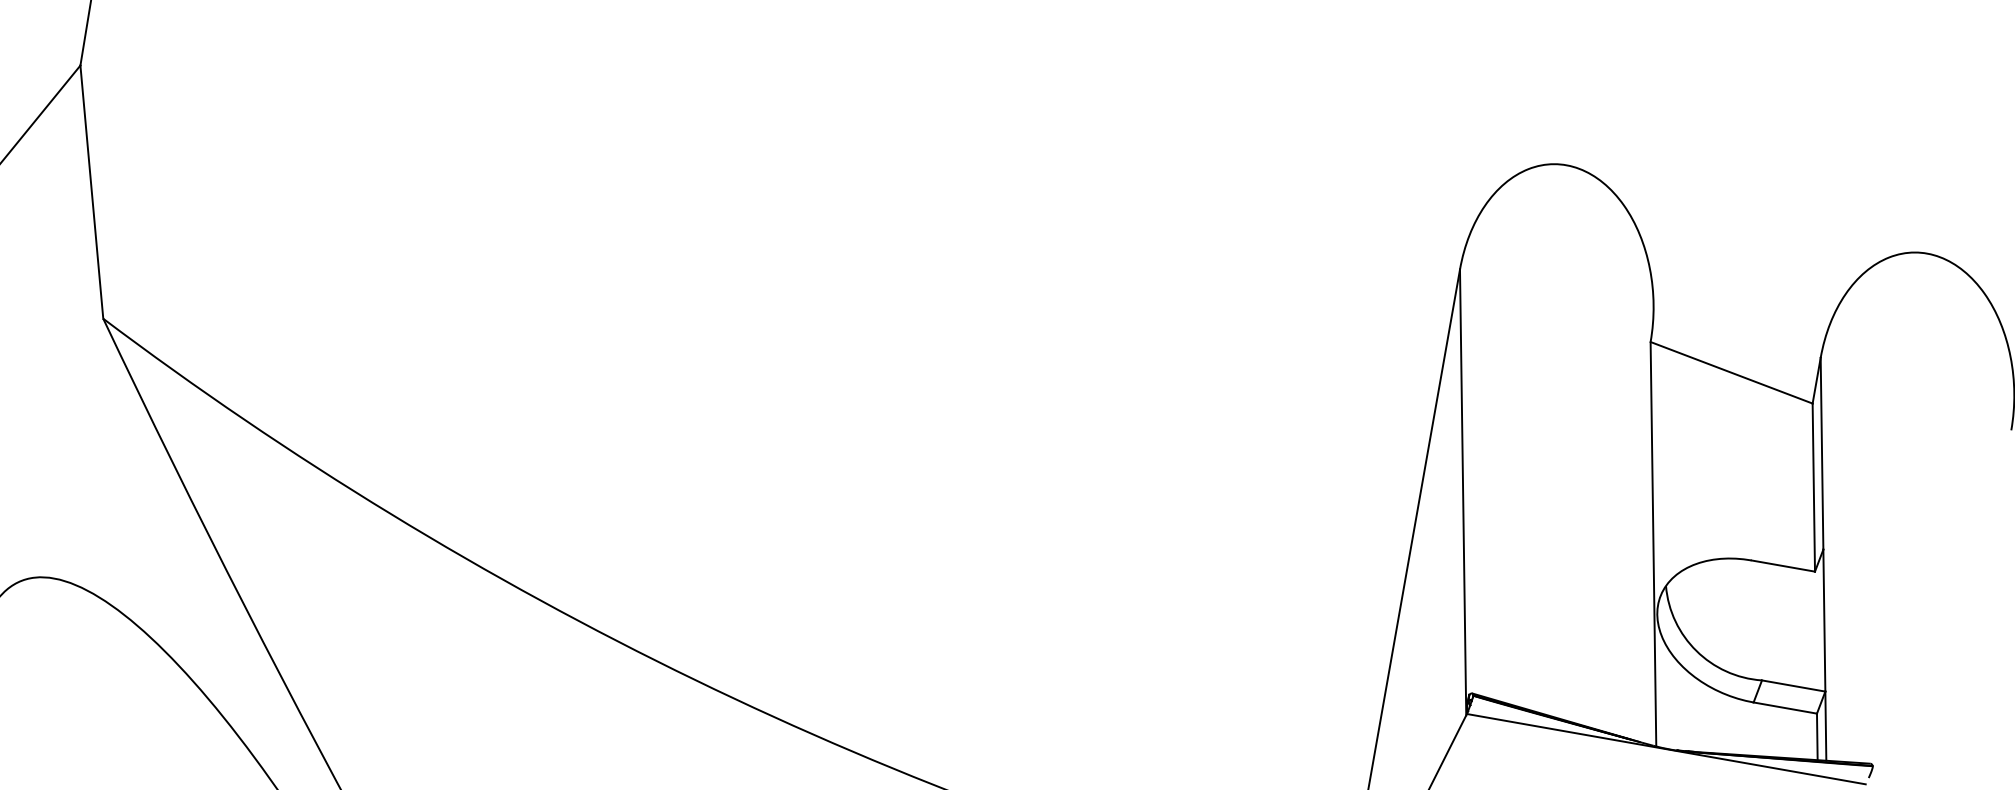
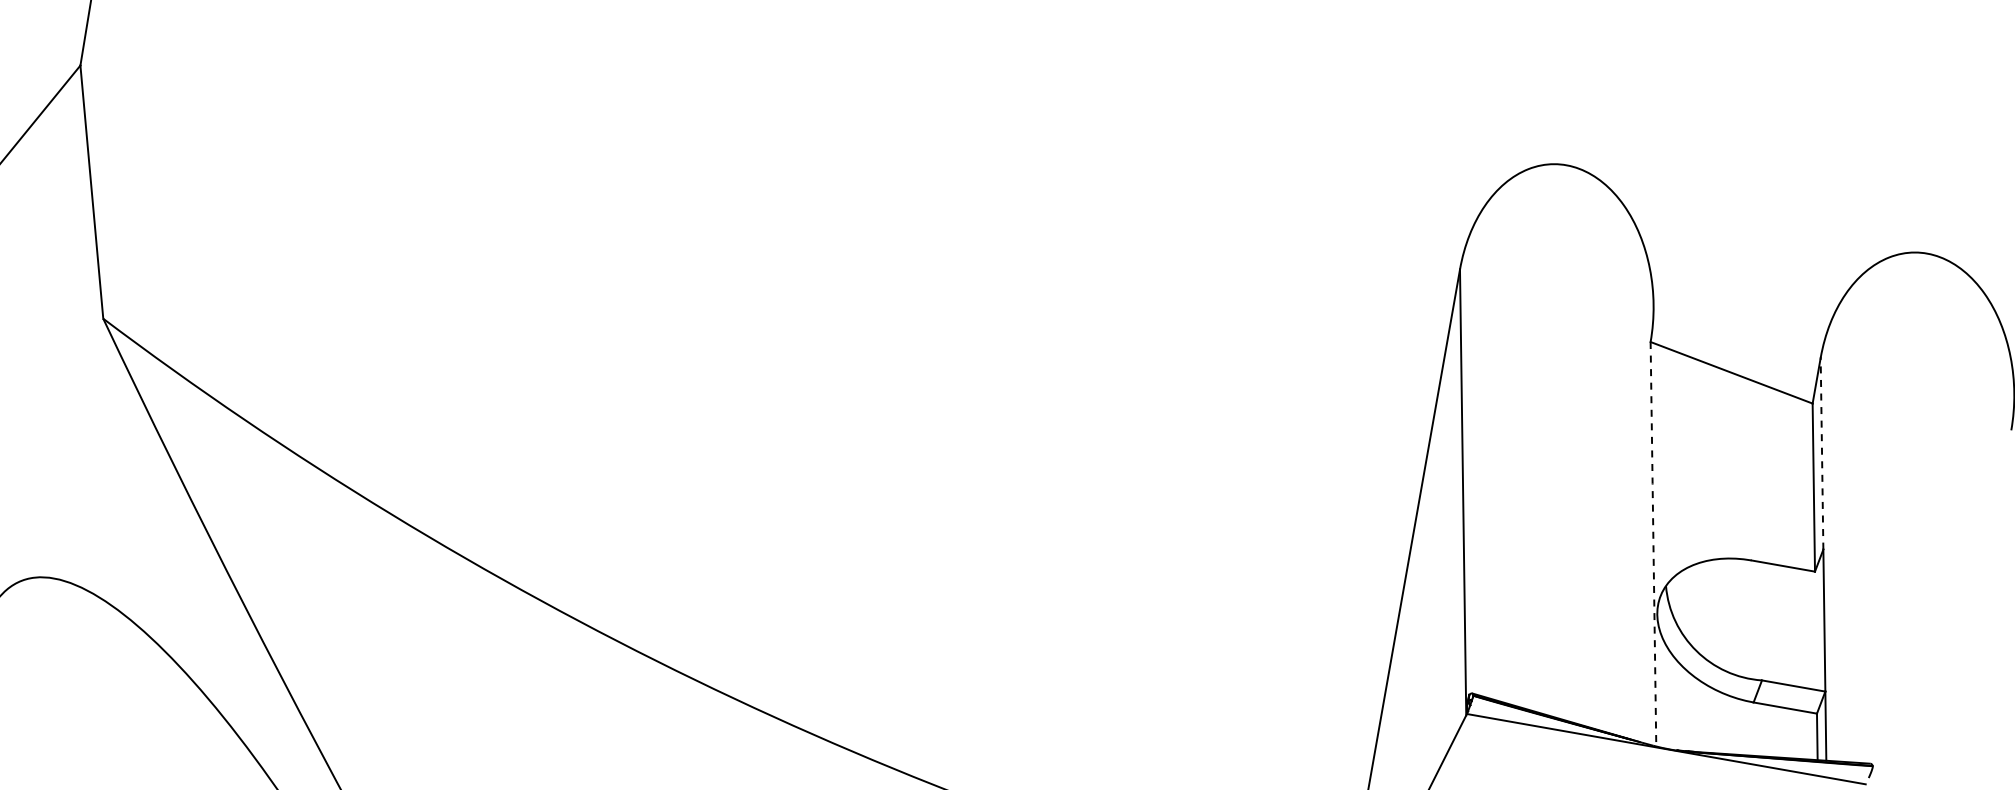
line: solid -> dashed (1822, 453)
line: solid -> dashed (1653, 543)
